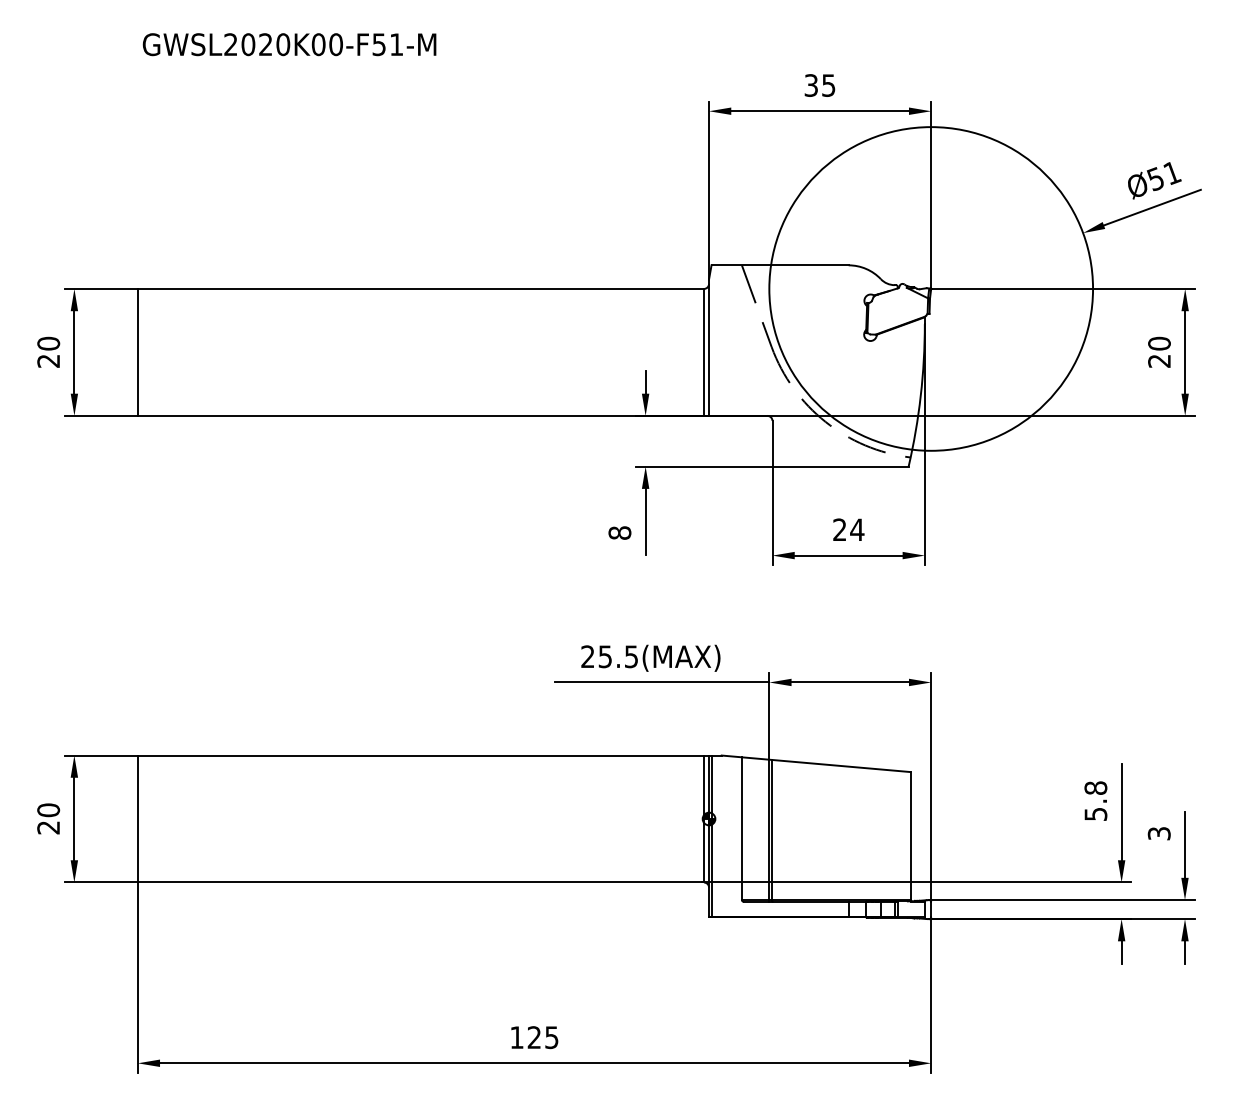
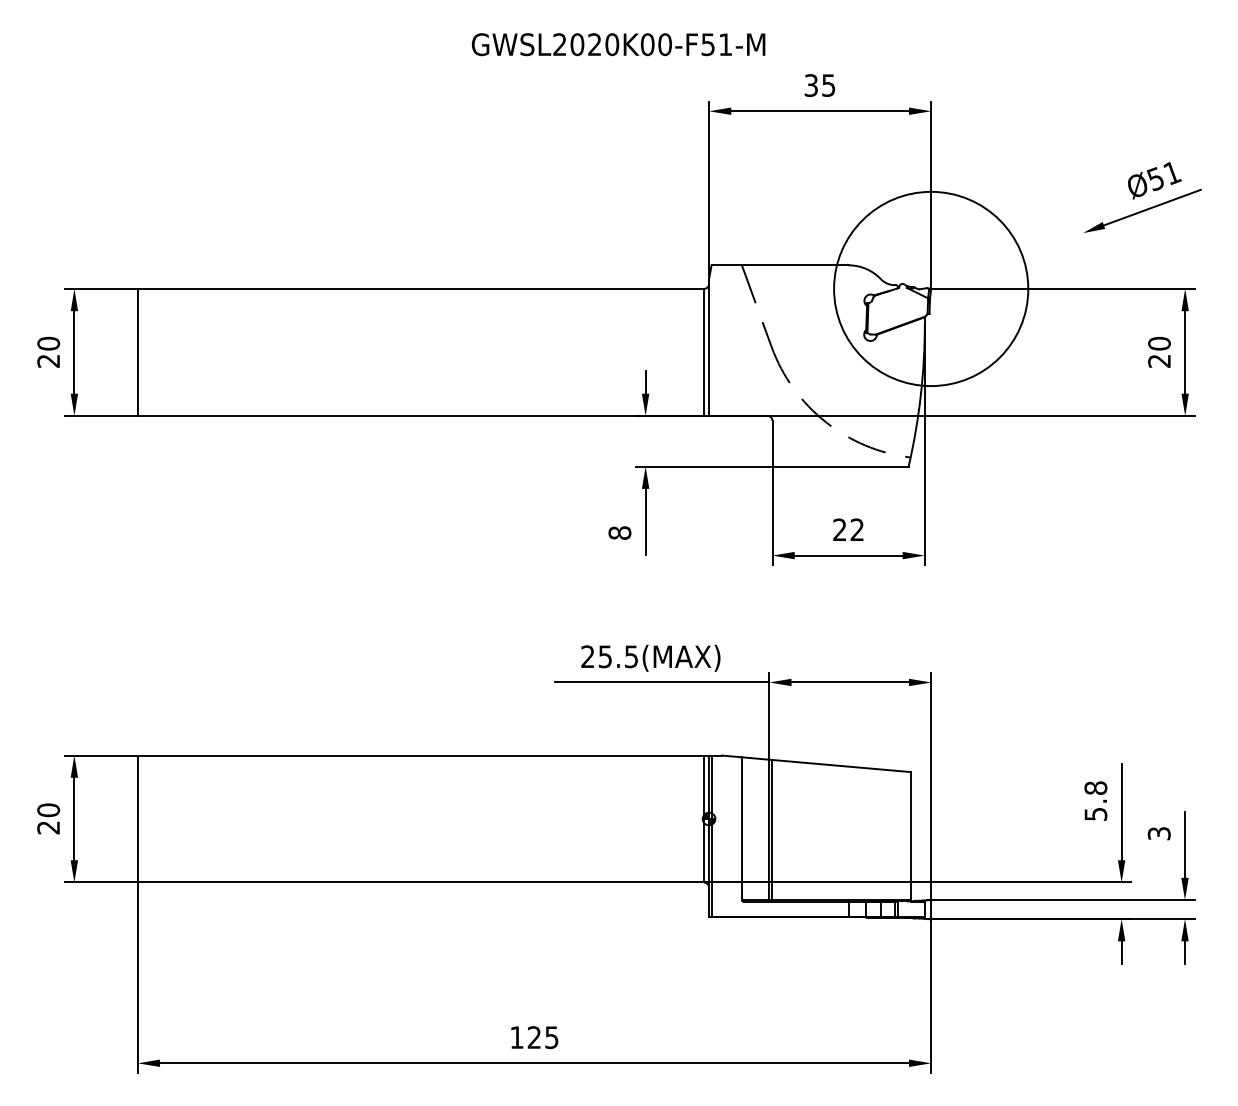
text position: (289, 44) -> (618, 44) (618, 44)
circle diameter: 324 px -> 194 px (931, 288)
text: 24 -> 22 (857, 529)
